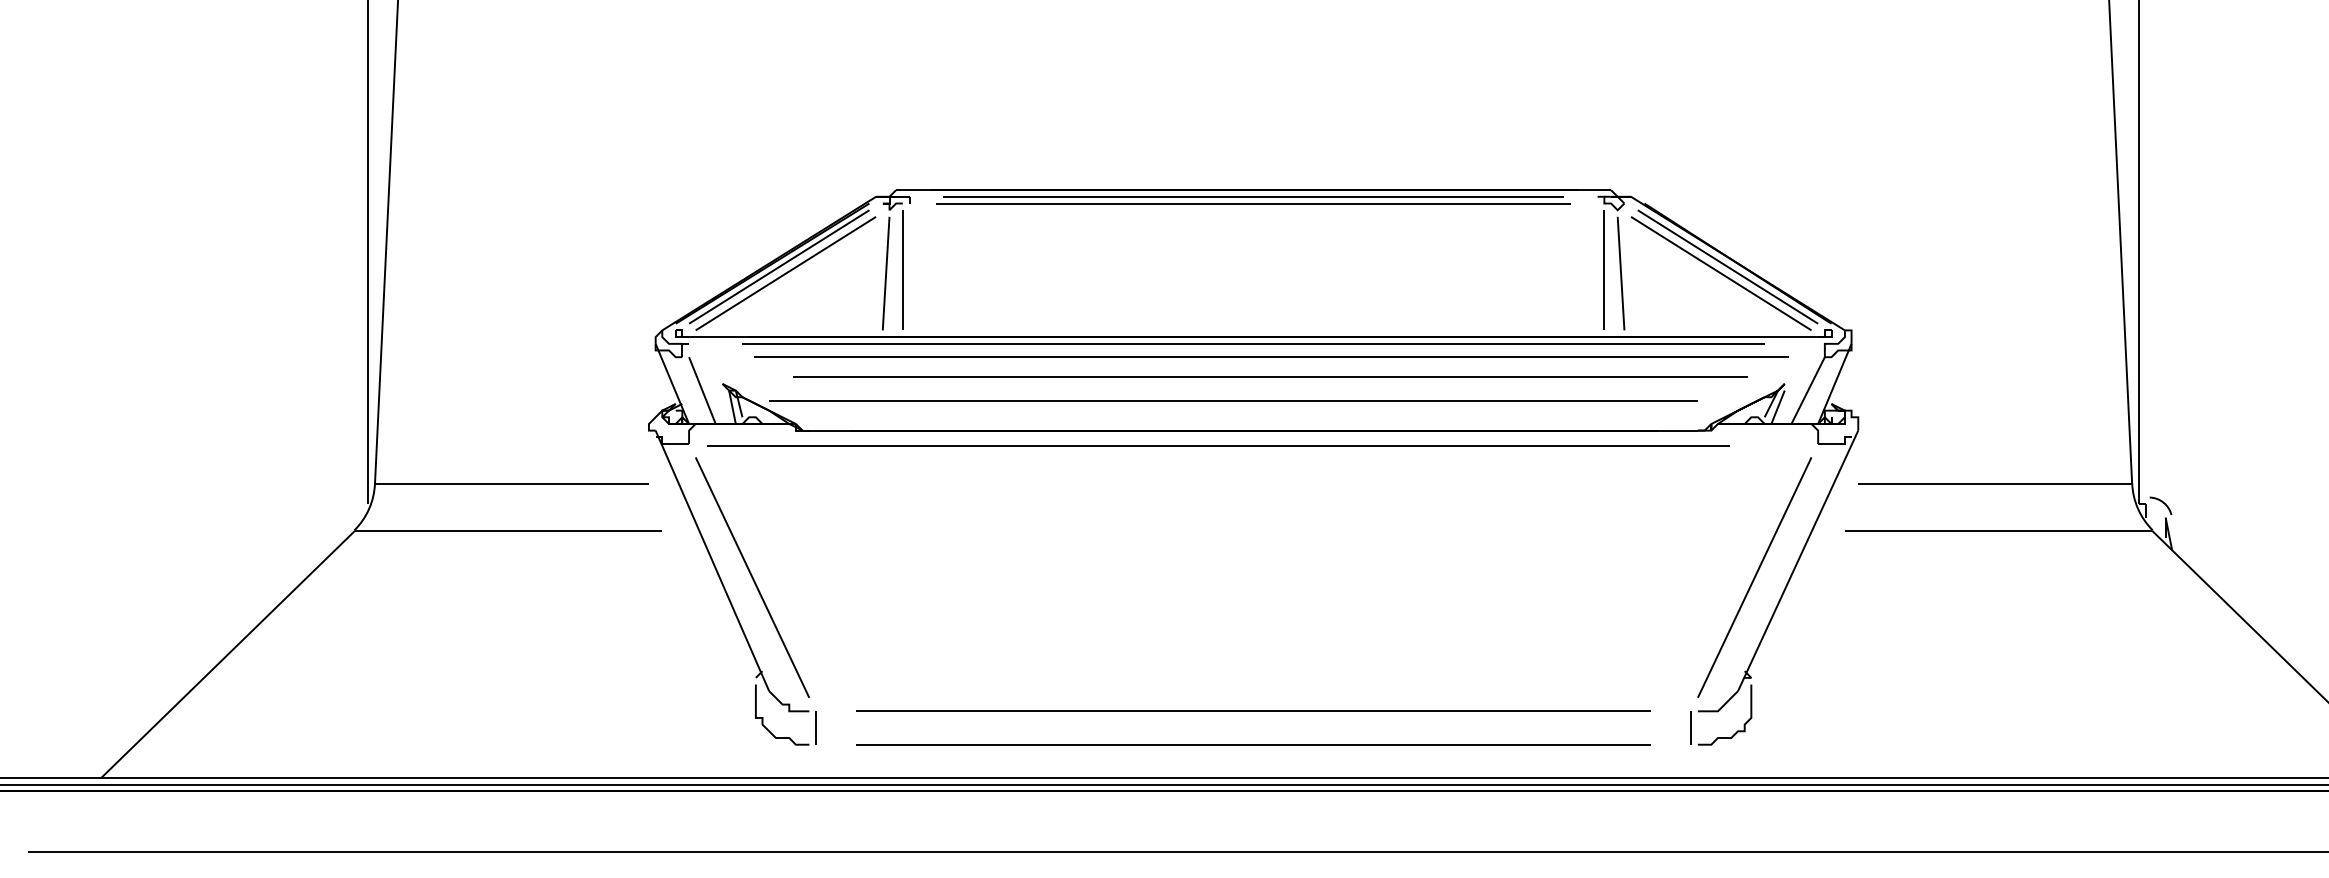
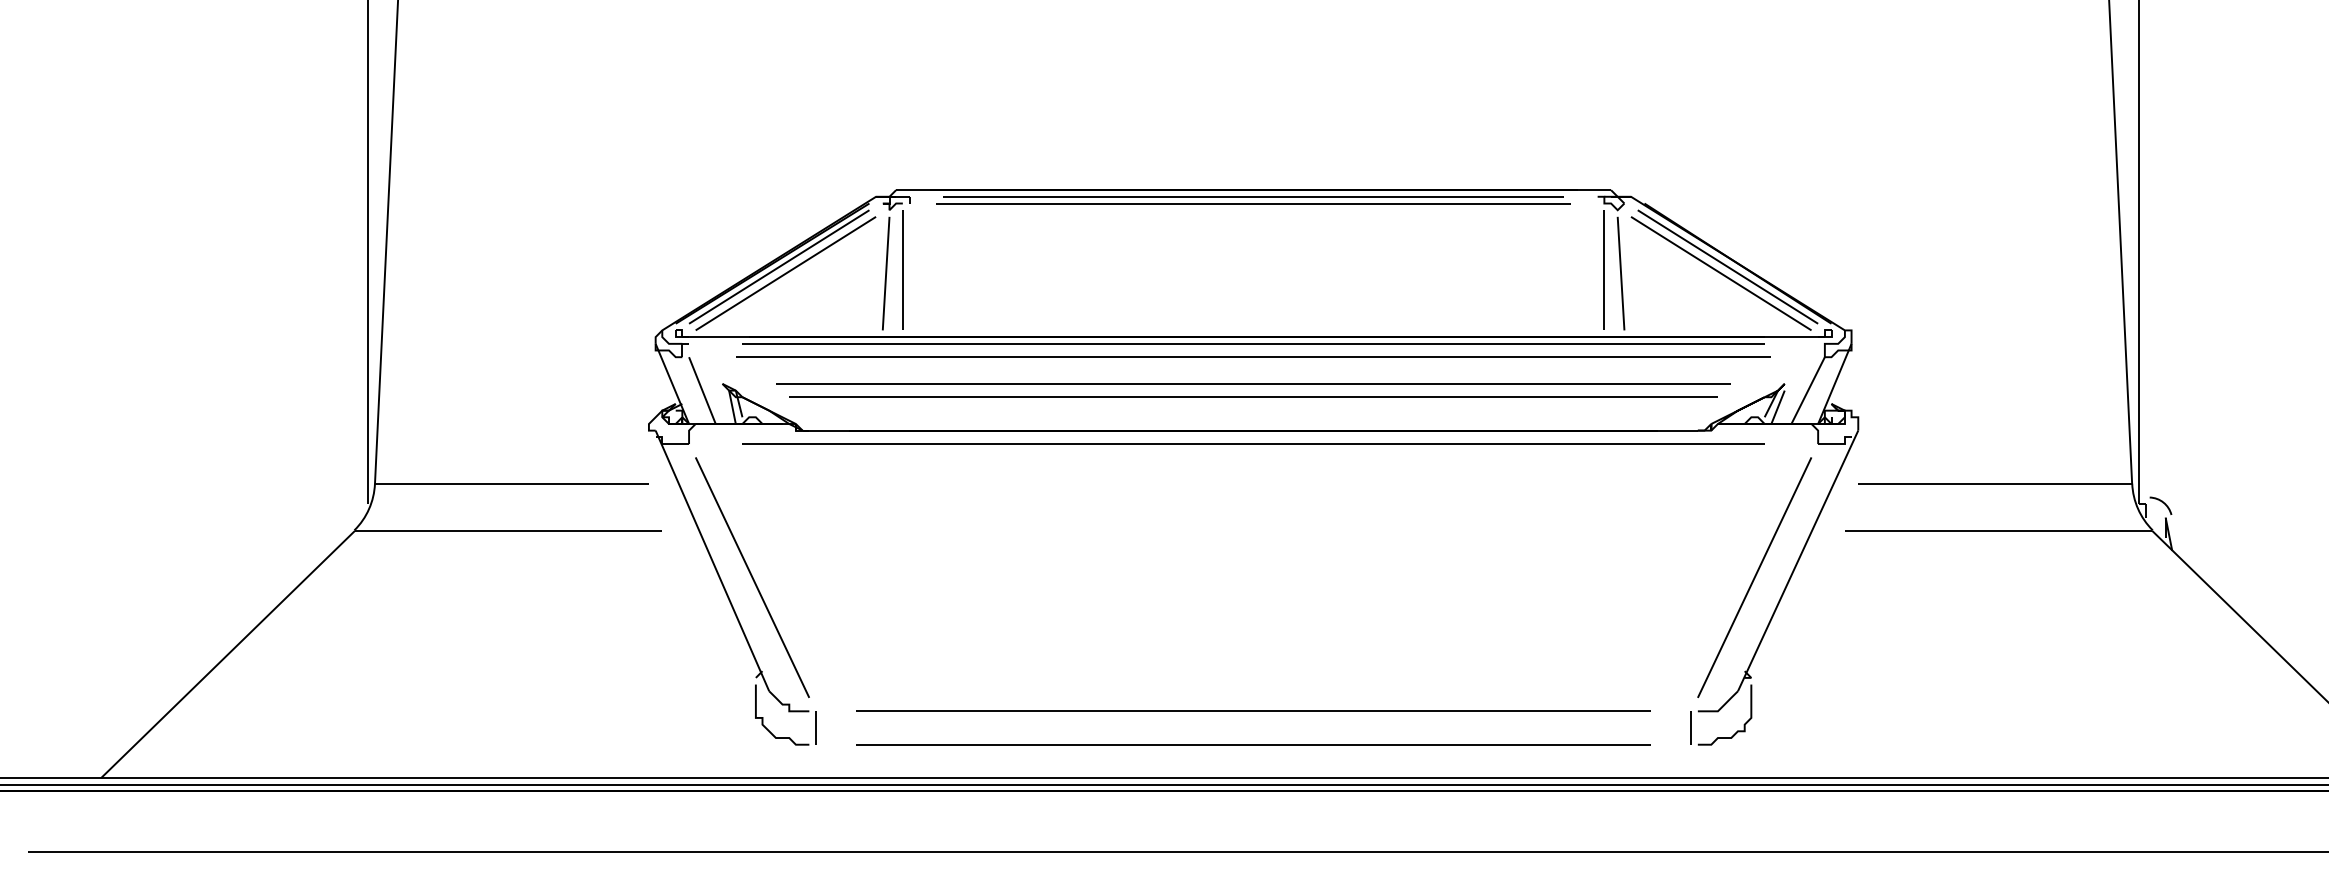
line position: (1271, 356) -> (1253, 356) (1253, 356)
line position: (1270, 376) -> (1253, 383) (1253, 383)
line position: (1233, 400) -> (1253, 396) (1253, 396)
line position: (1218, 445) -> (1253, 443) (1253, 443)
